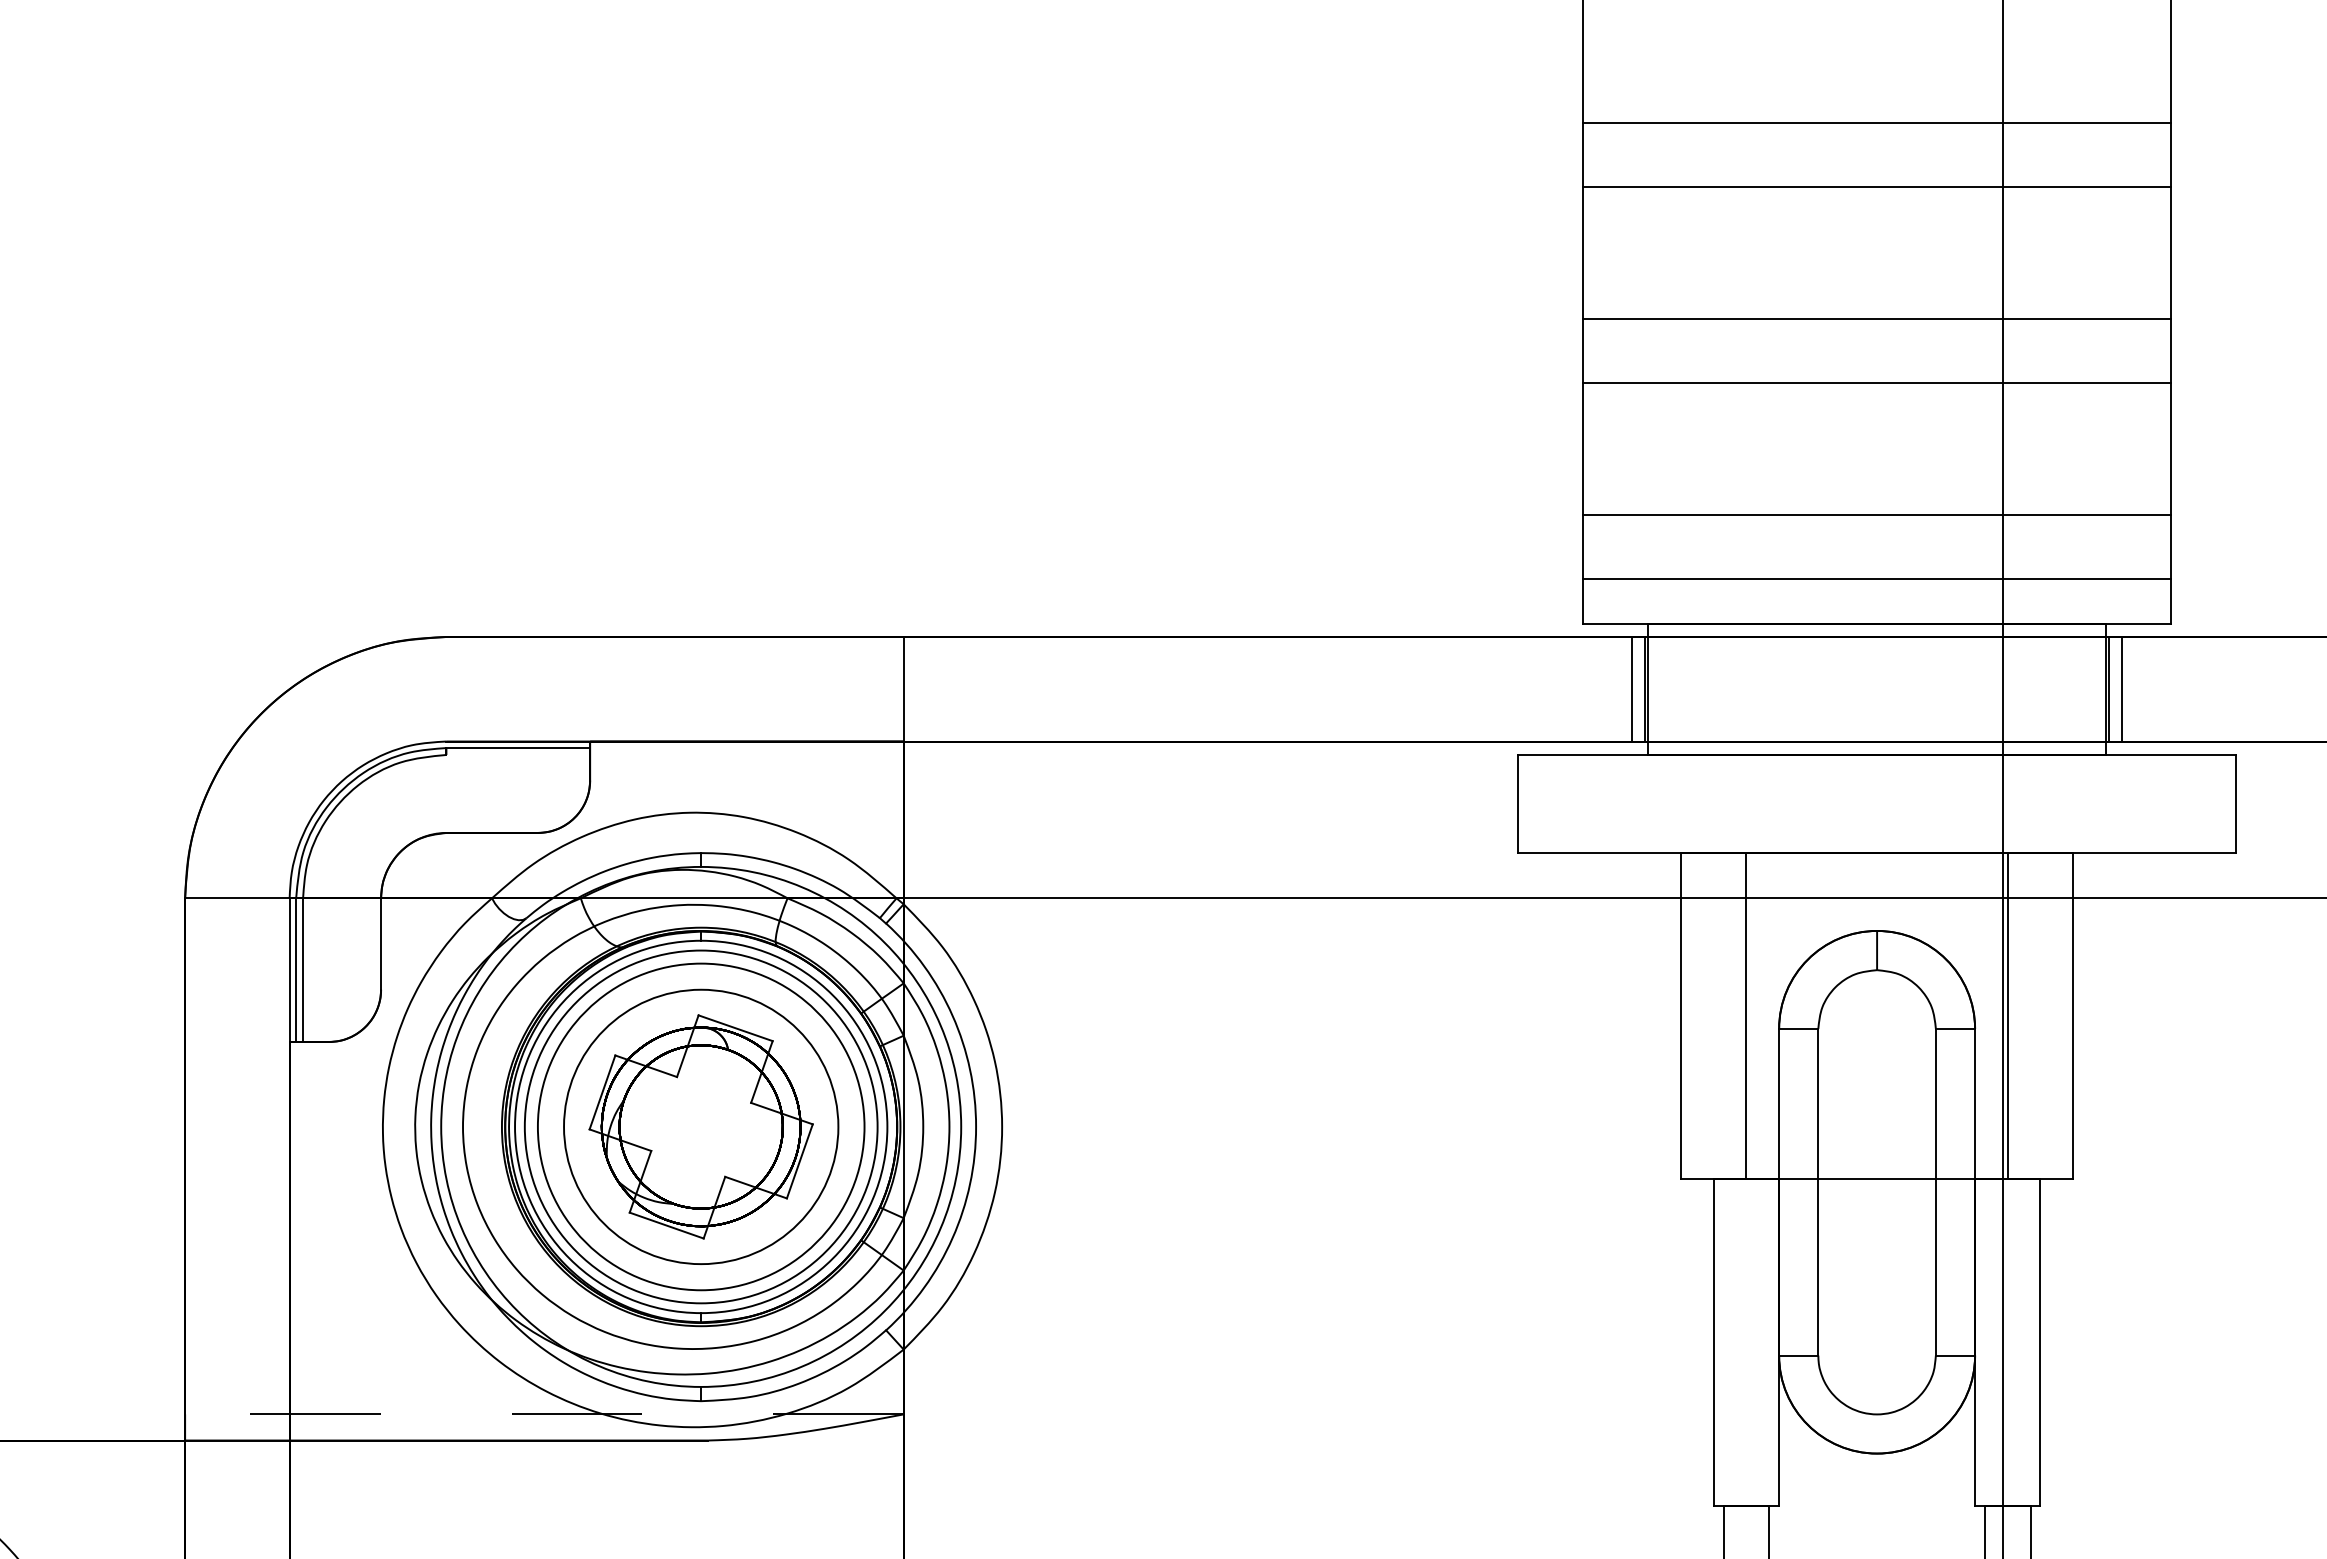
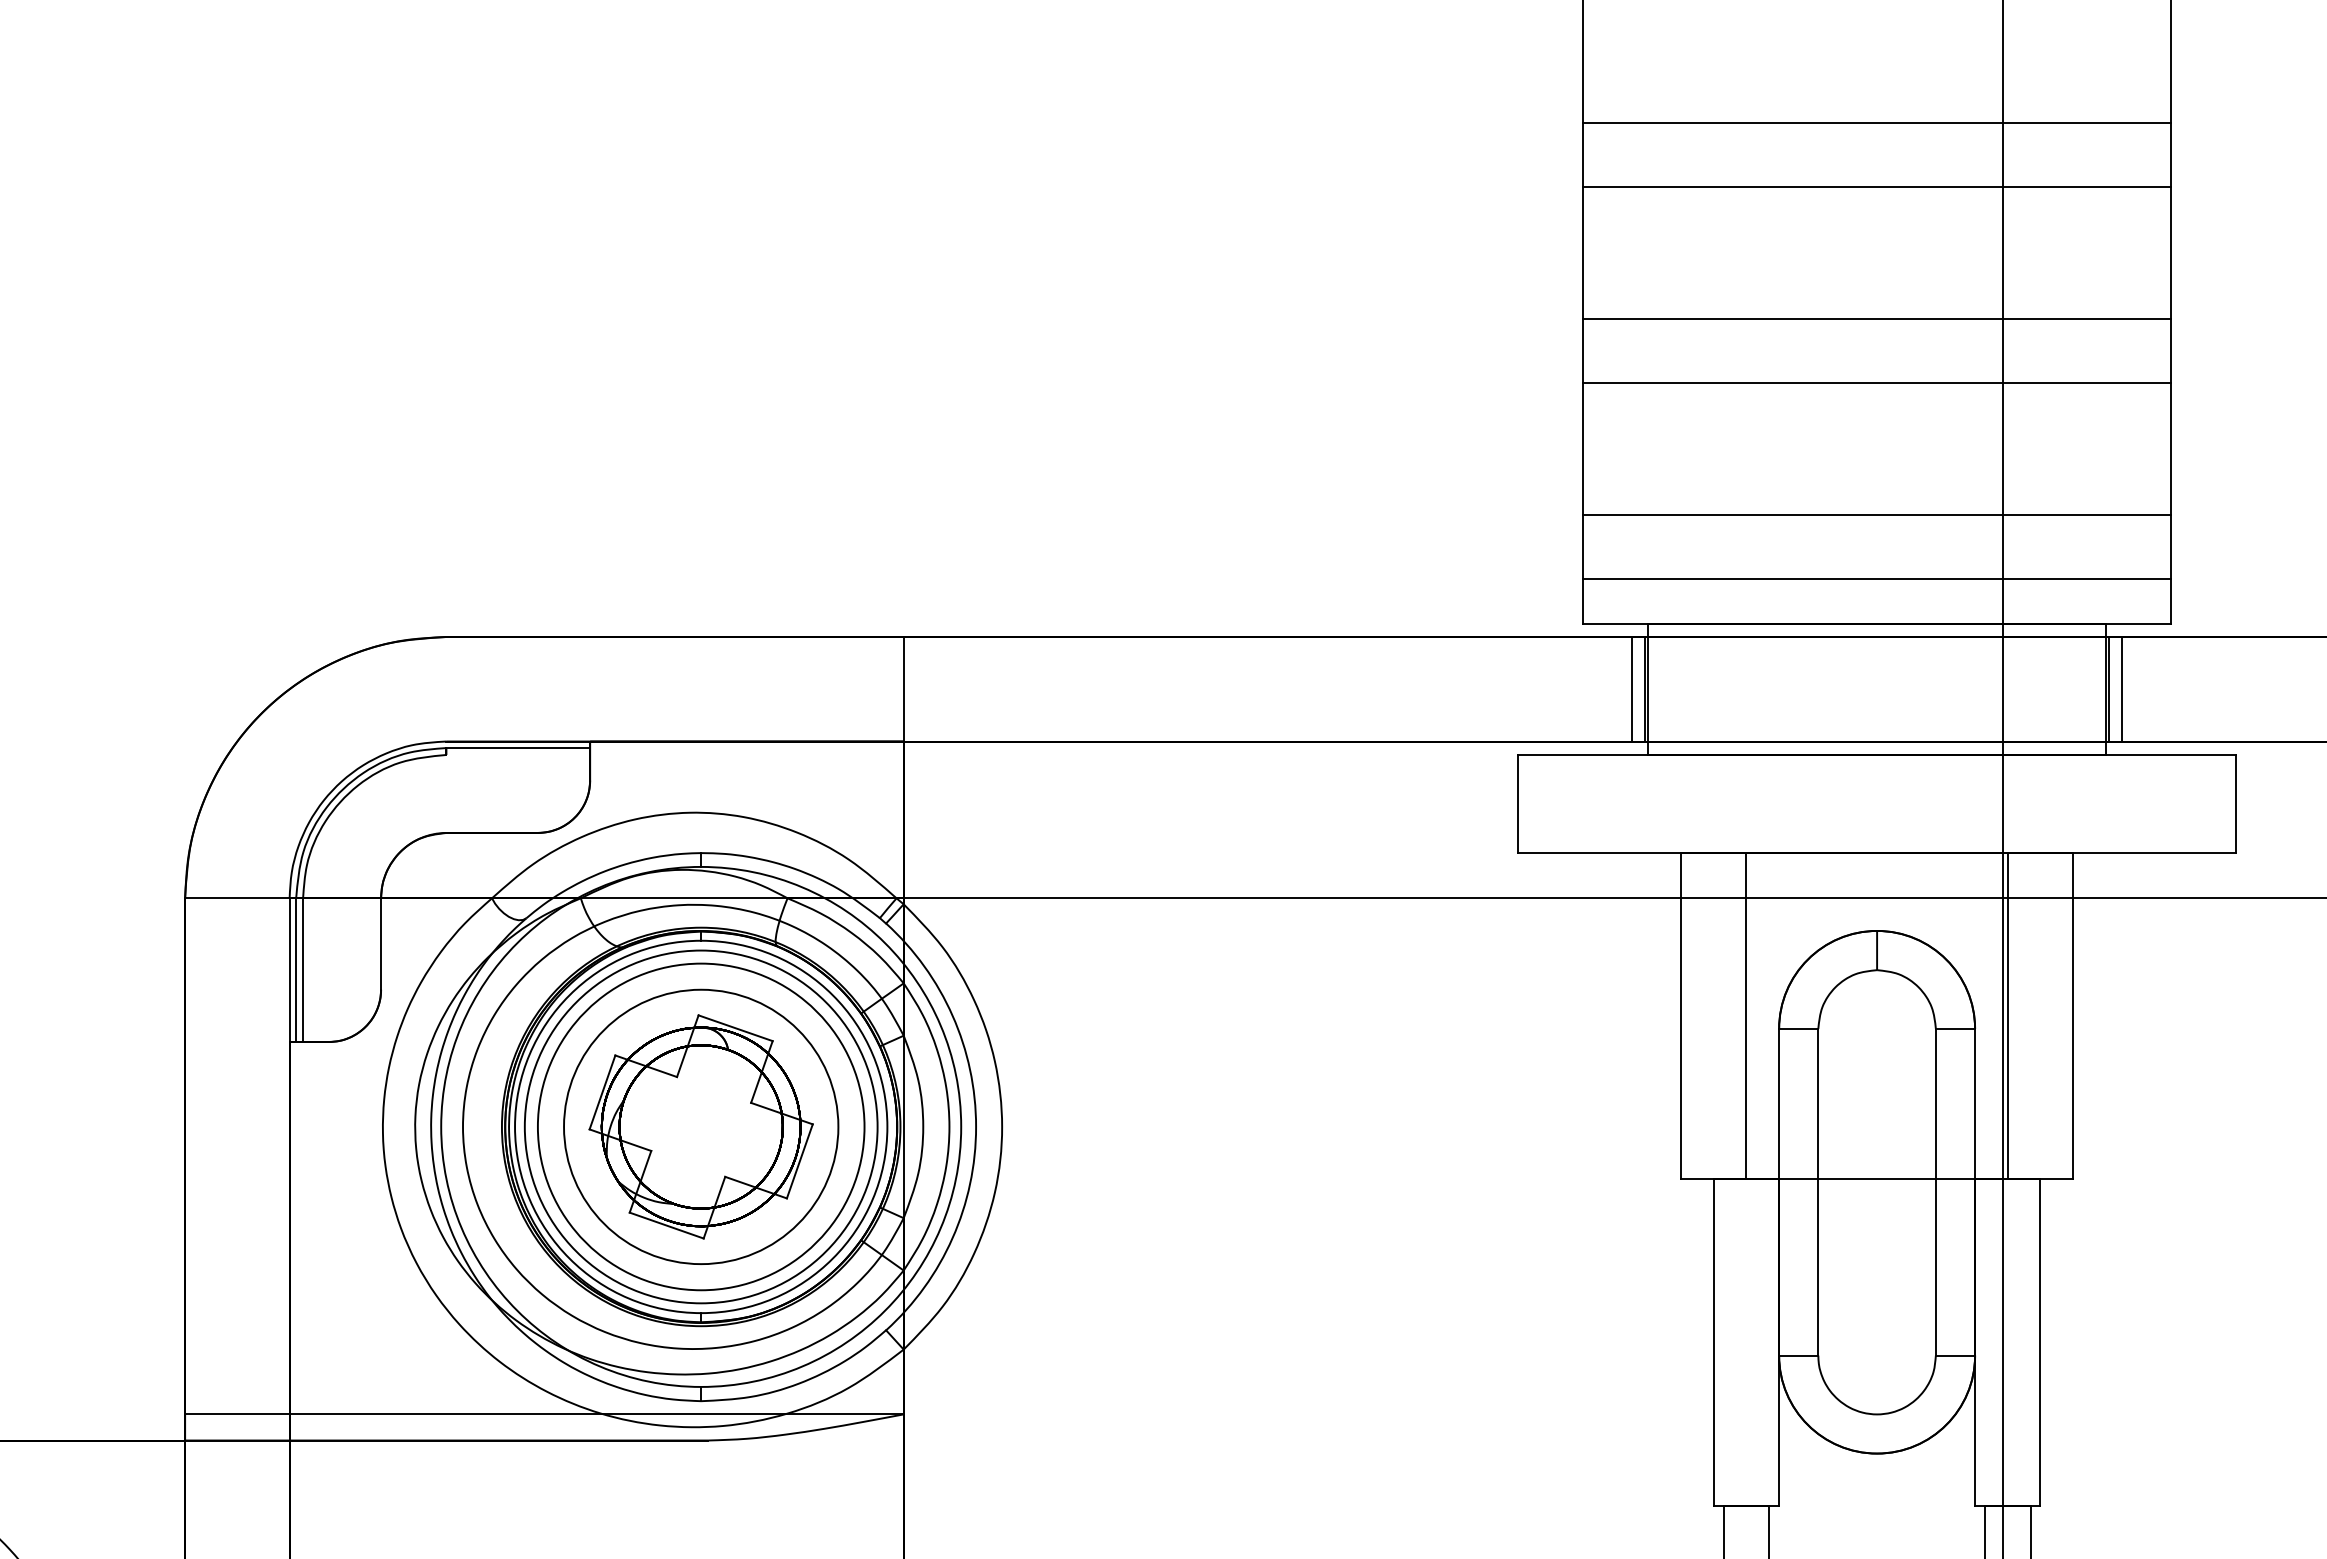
line: dashed -> solid (543, 1414)
